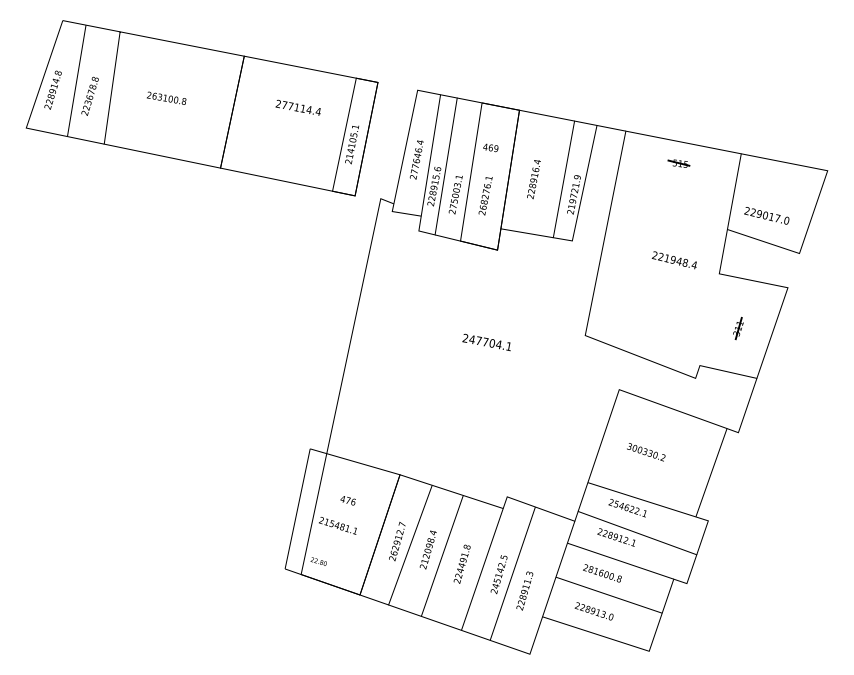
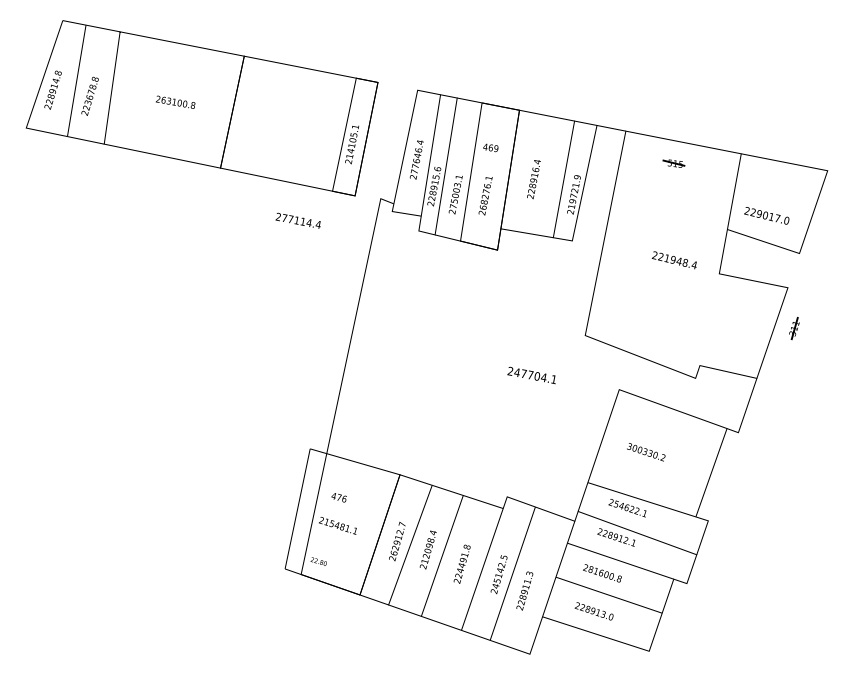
text position: (166, 97) -> (175, 101) (175, 101)
text position: (297, 107) -> (297, 220) (297, 220)
part position: (678, 163) -> (673, 163) (673, 163)
part position: (738, 328) -> (794, 328) (794, 328)
text position: (486, 342) -> (531, 375) (531, 375)
text position: (347, 500) -> (338, 497) (338, 497)
